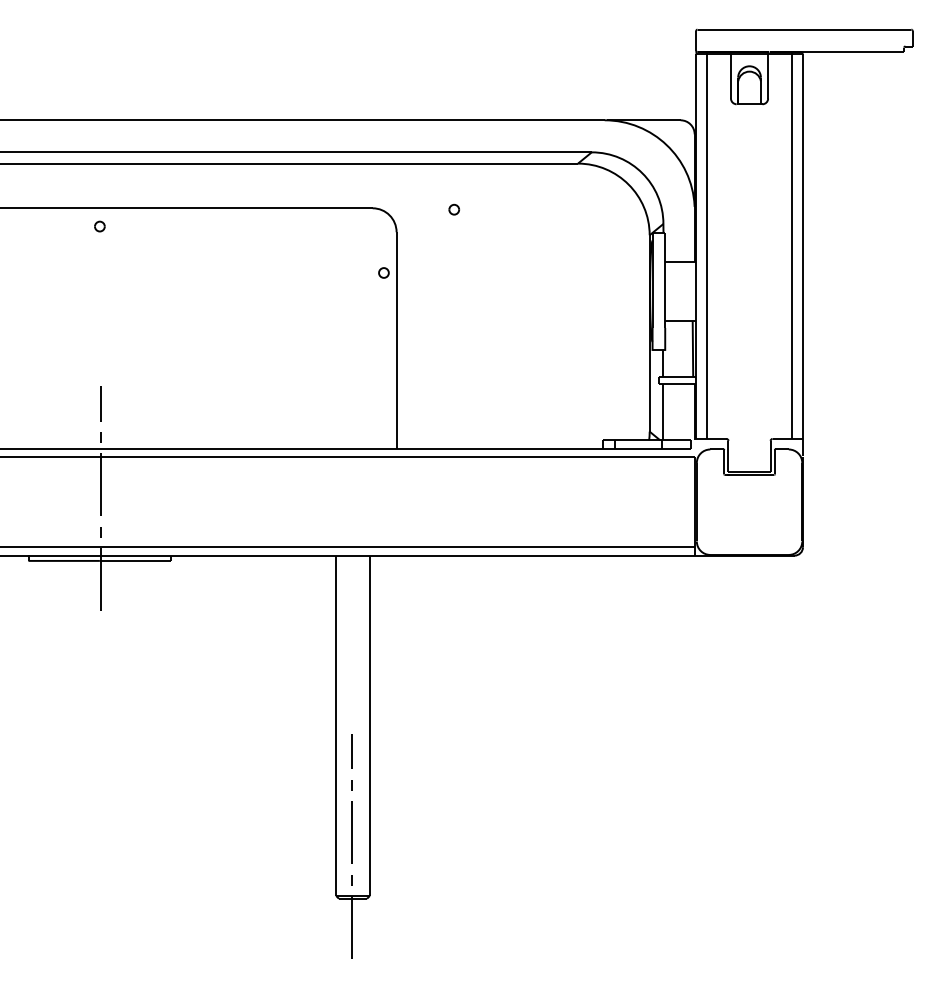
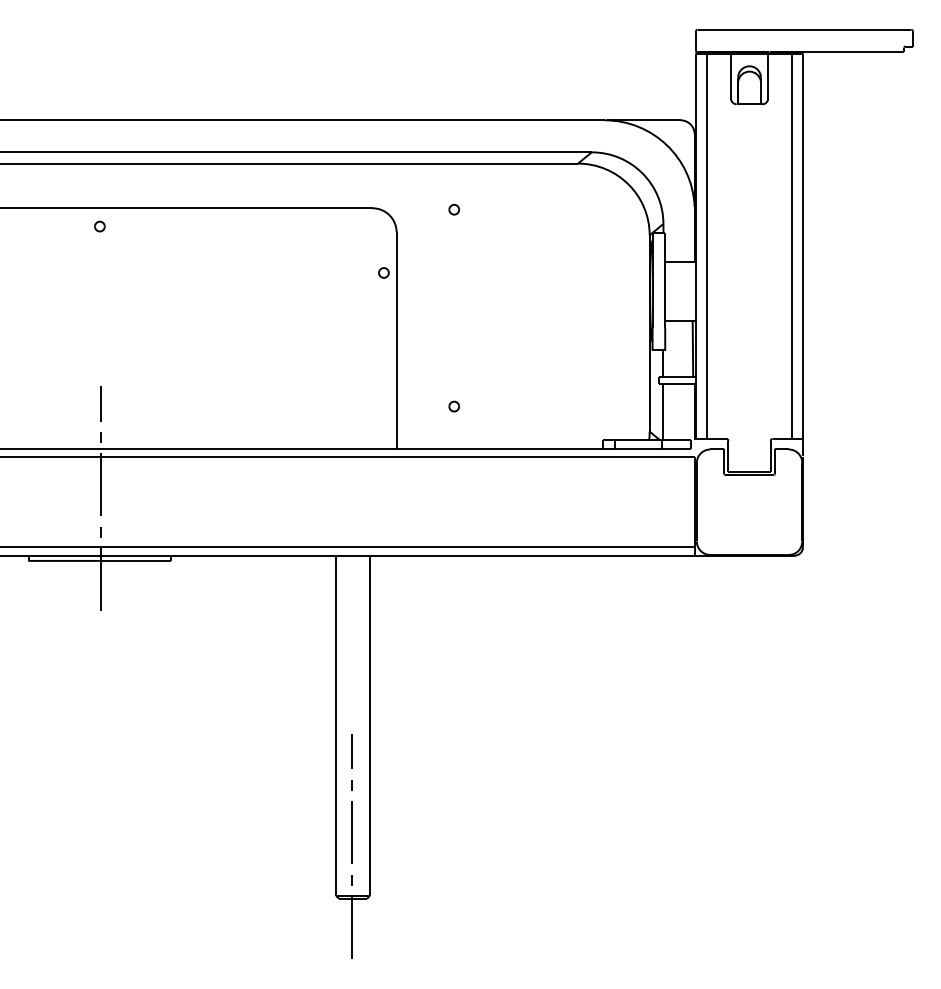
part: none -> present (453, 406)
